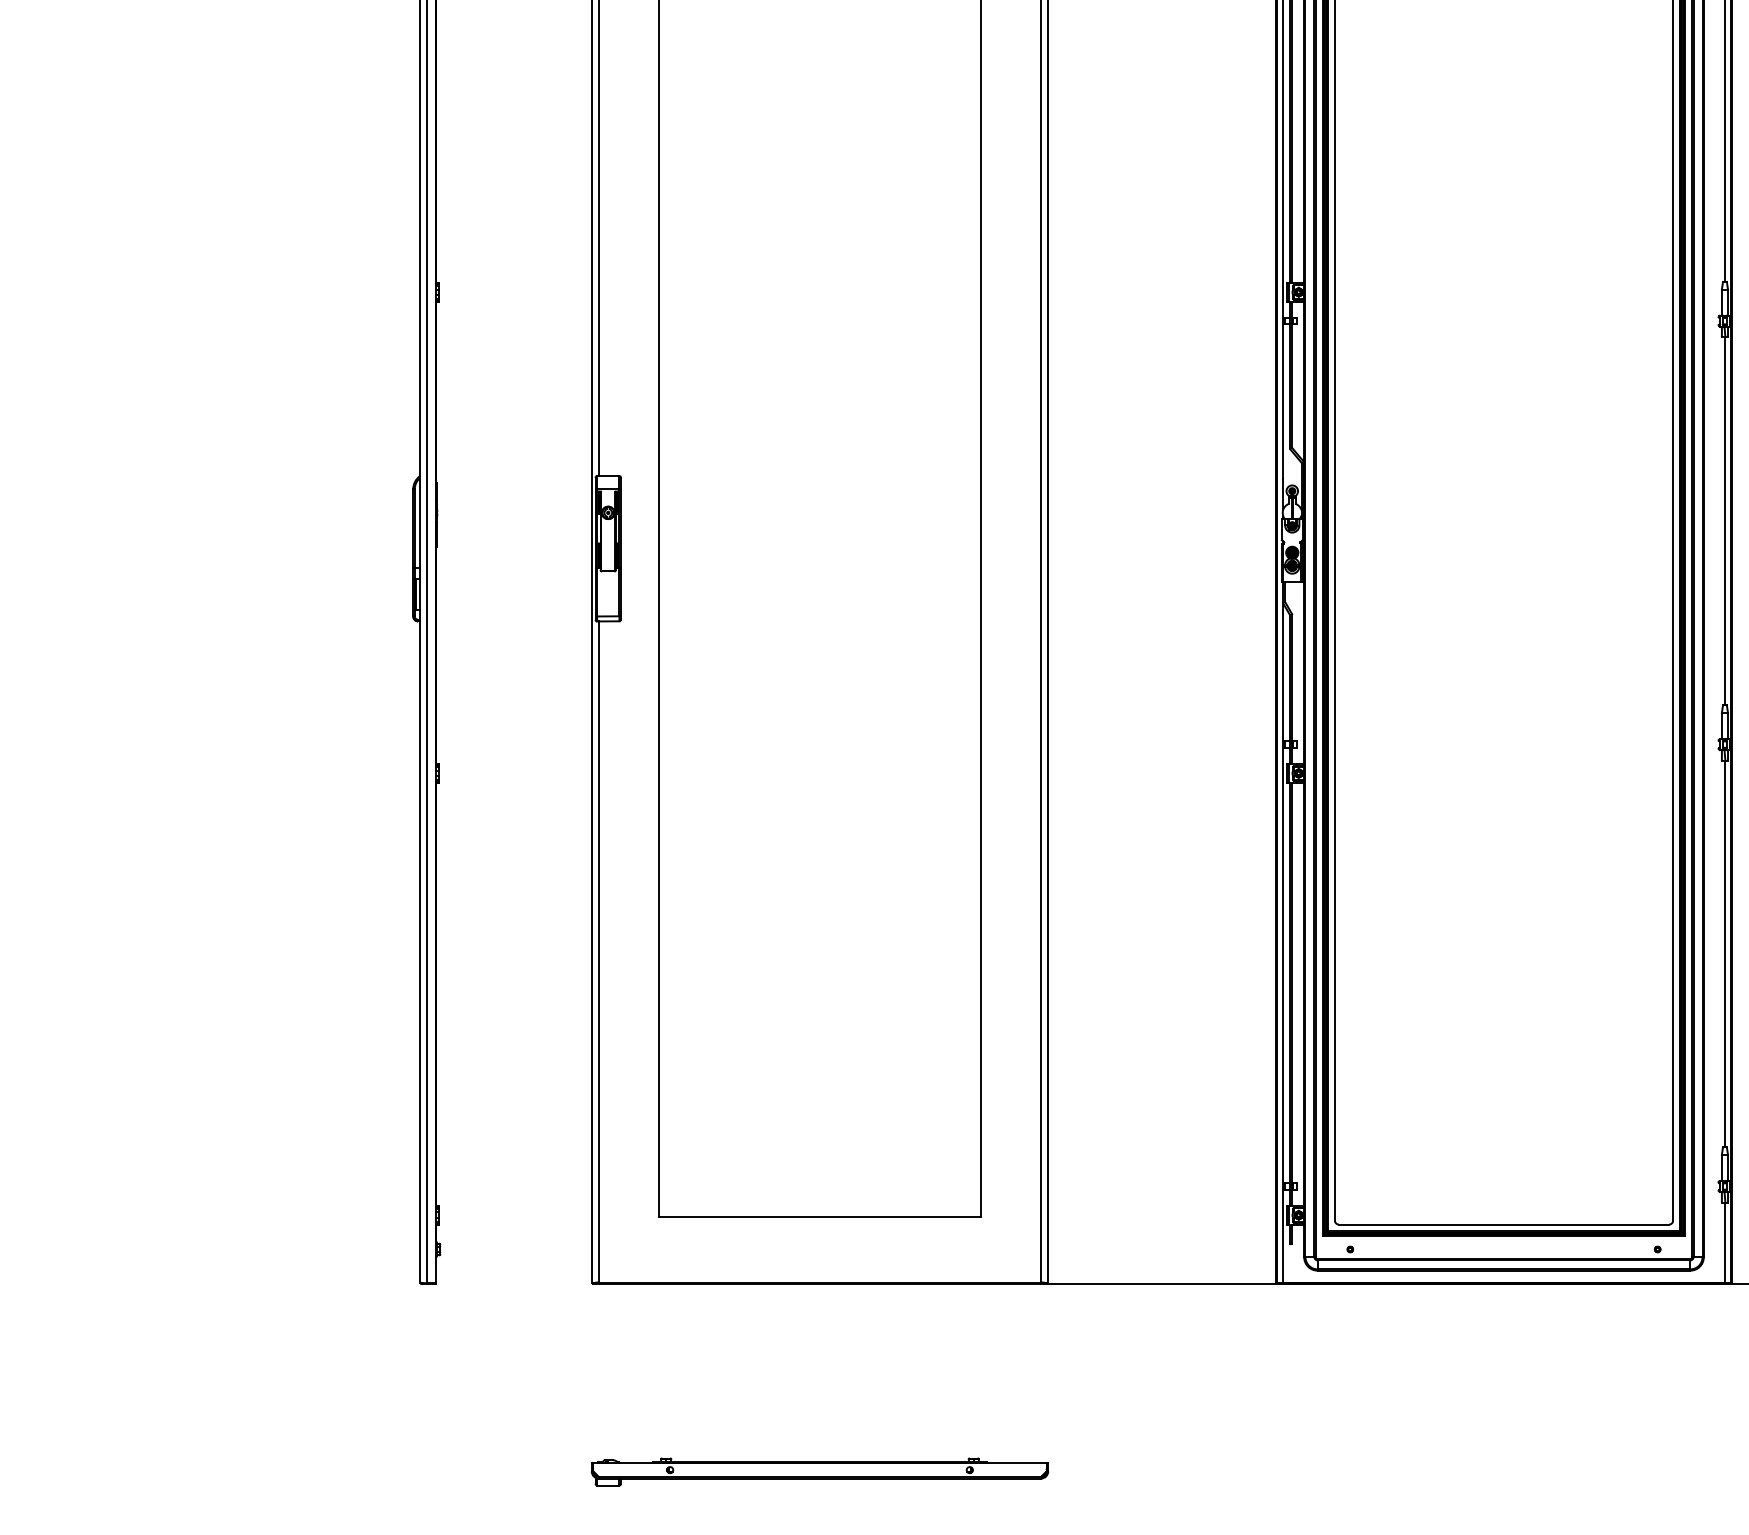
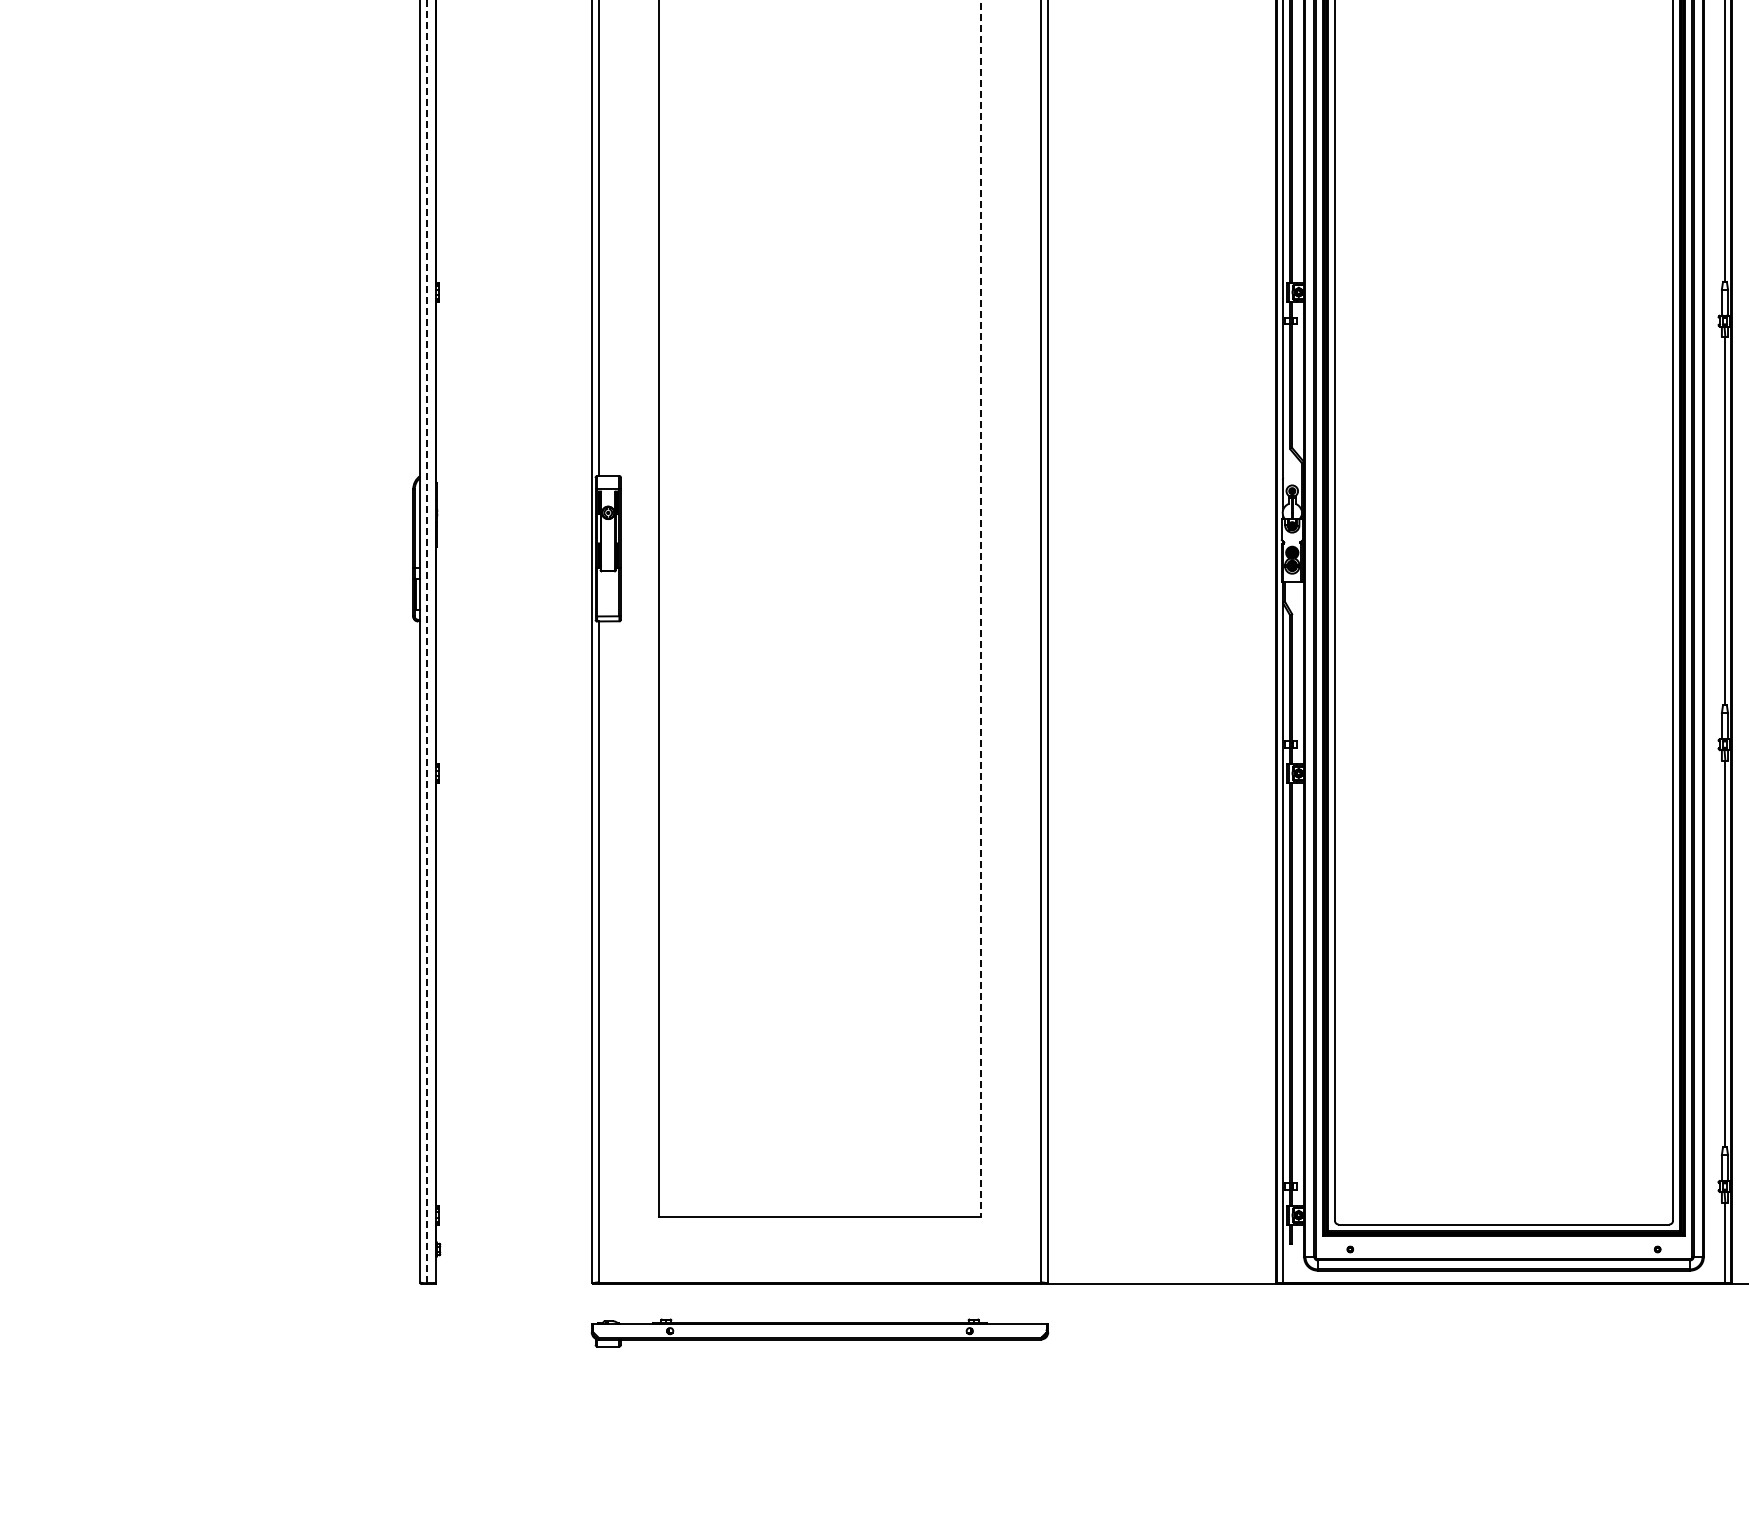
line: solid -> dashed (981, 609)
line: solid -> dashed (427, 641)
part position: (819, 1471) -> (819, 1332) (819, 1332)
